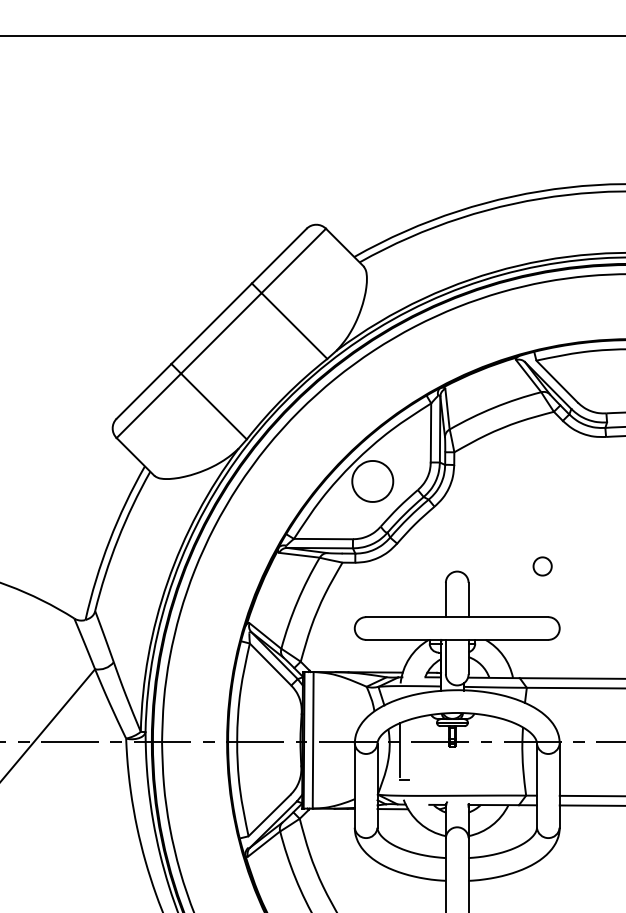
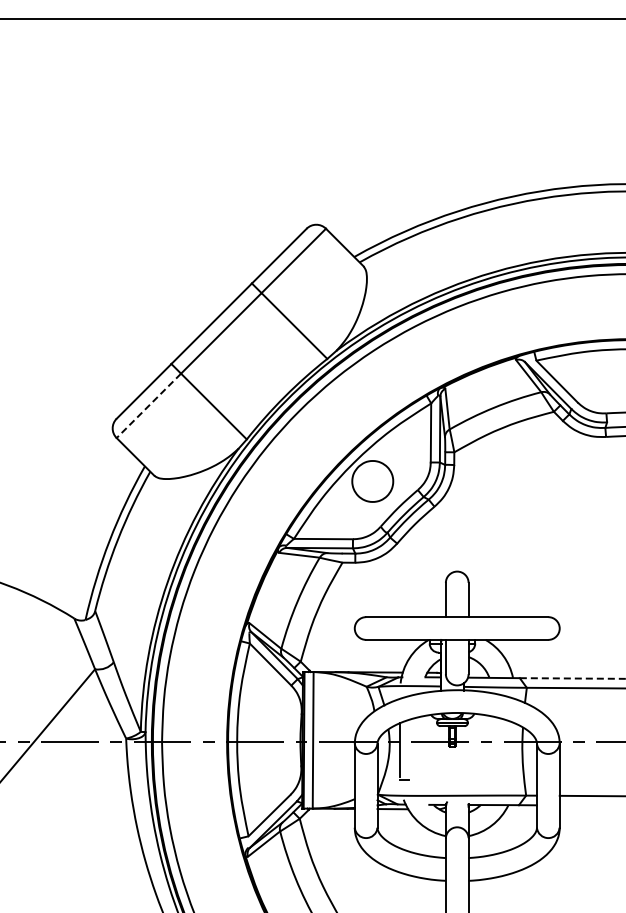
line position: (312, 36) -> (312, 19) (312, 19)
line: solid -> dashed (148, 405)
part: present -> none (542, 566)
line: solid -> dashed (572, 678)
line: present -> none (590, 805)
